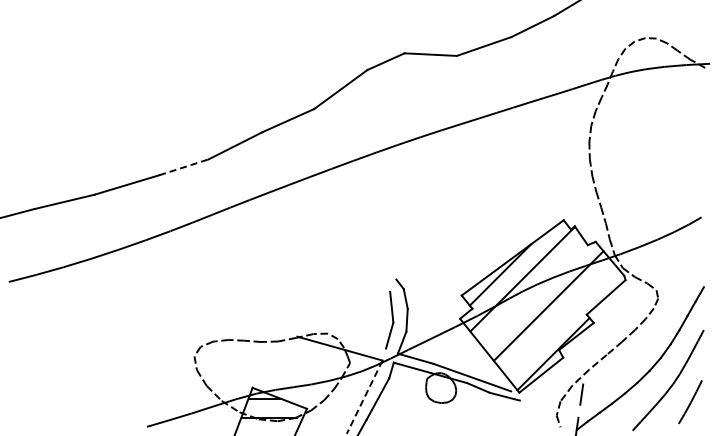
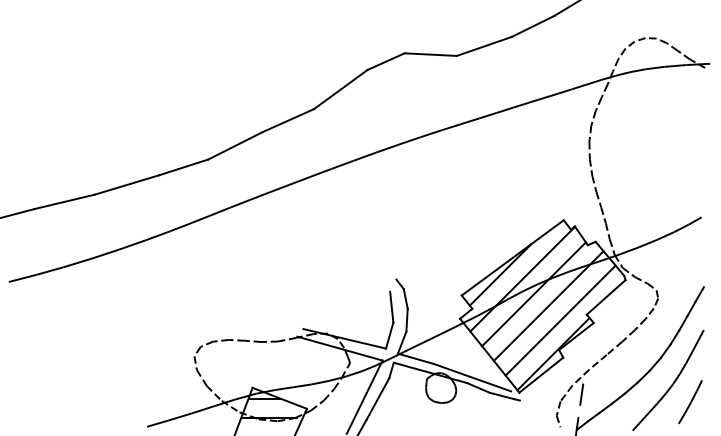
line: dashed -> solid (183, 167)
line: none -> present (533, 294)
line: none -> present (560, 320)
line: none -> present (344, 338)
line: dashed -> solid (364, 397)
